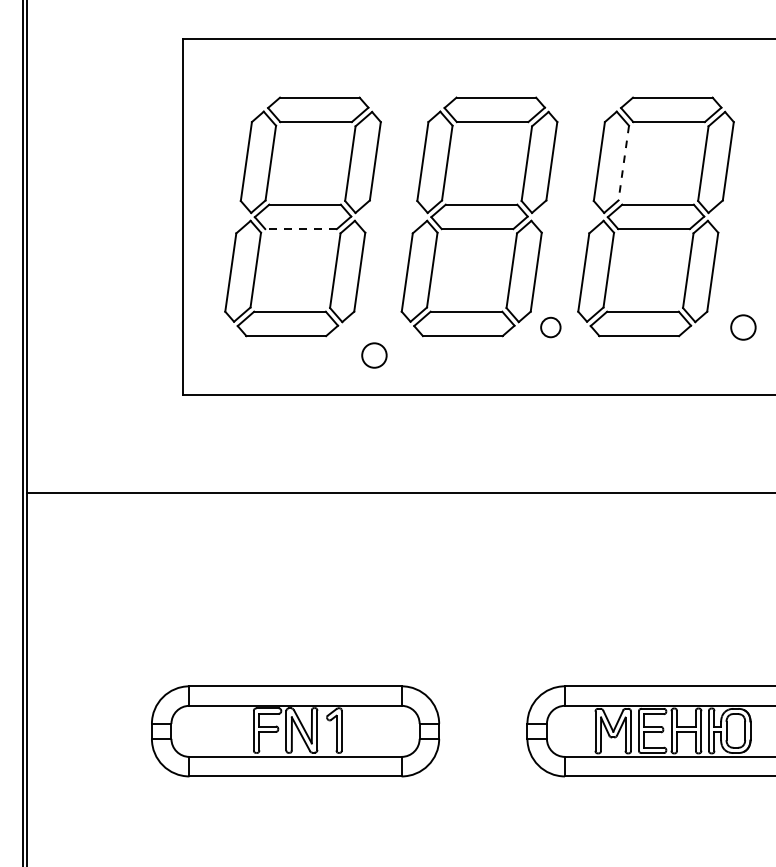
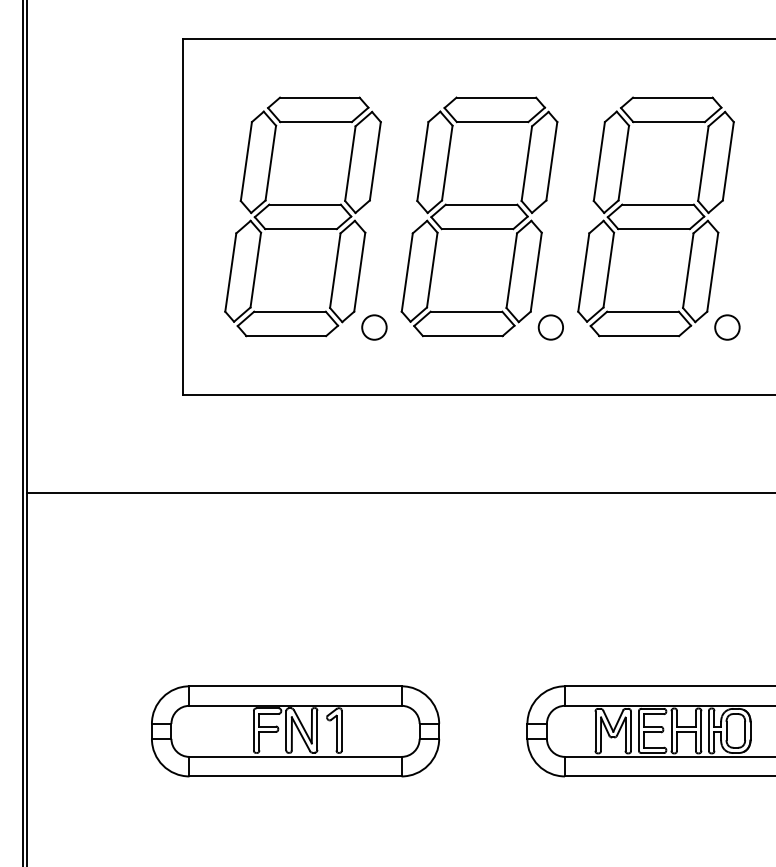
line: dashed -> solid (623, 163)
line: dashed -> solid (301, 229)
circle size: 22x23 px -> 27x27 px (550, 327)
circle position: (743, 327) -> (727, 327) (727, 327)
circle position: (374, 355) -> (374, 327) (374, 327)
